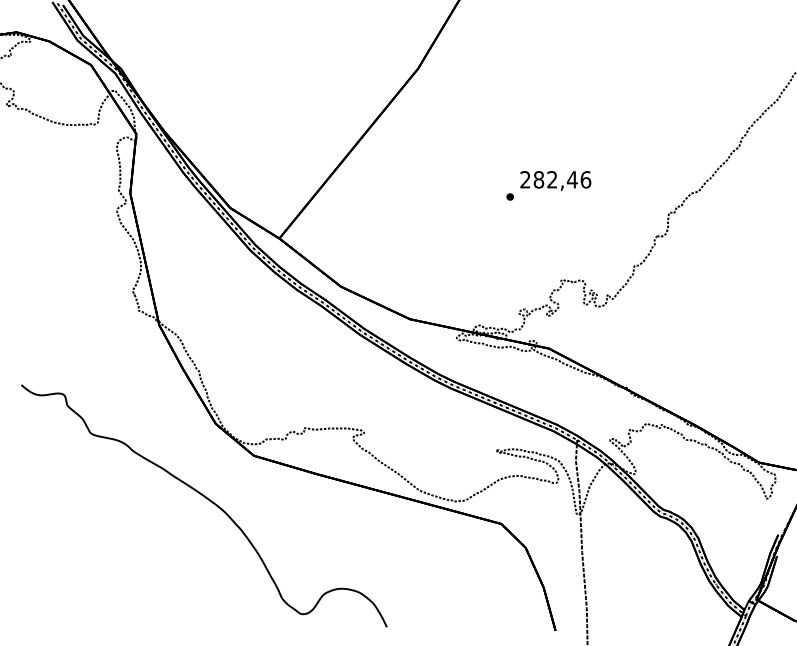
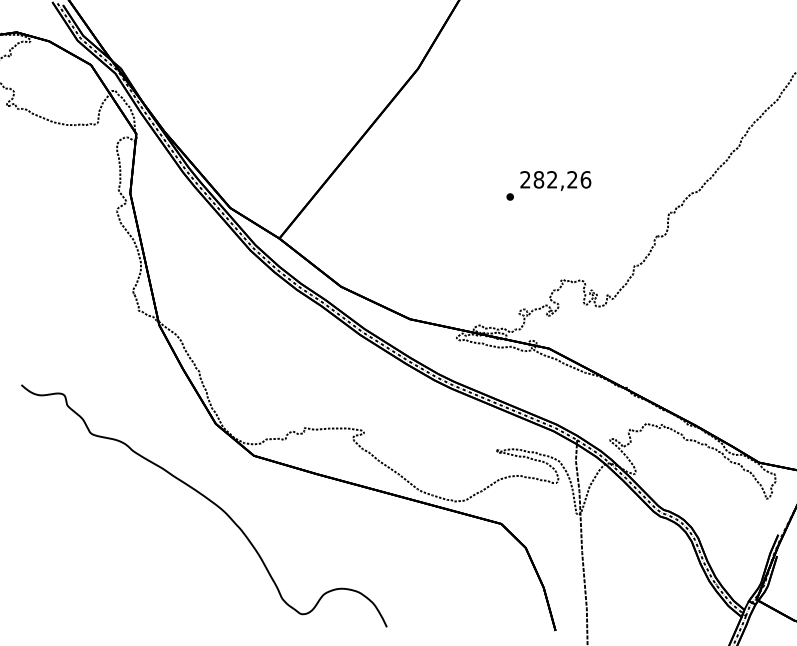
text: 282,46 -> 282,26 (571, 179)
